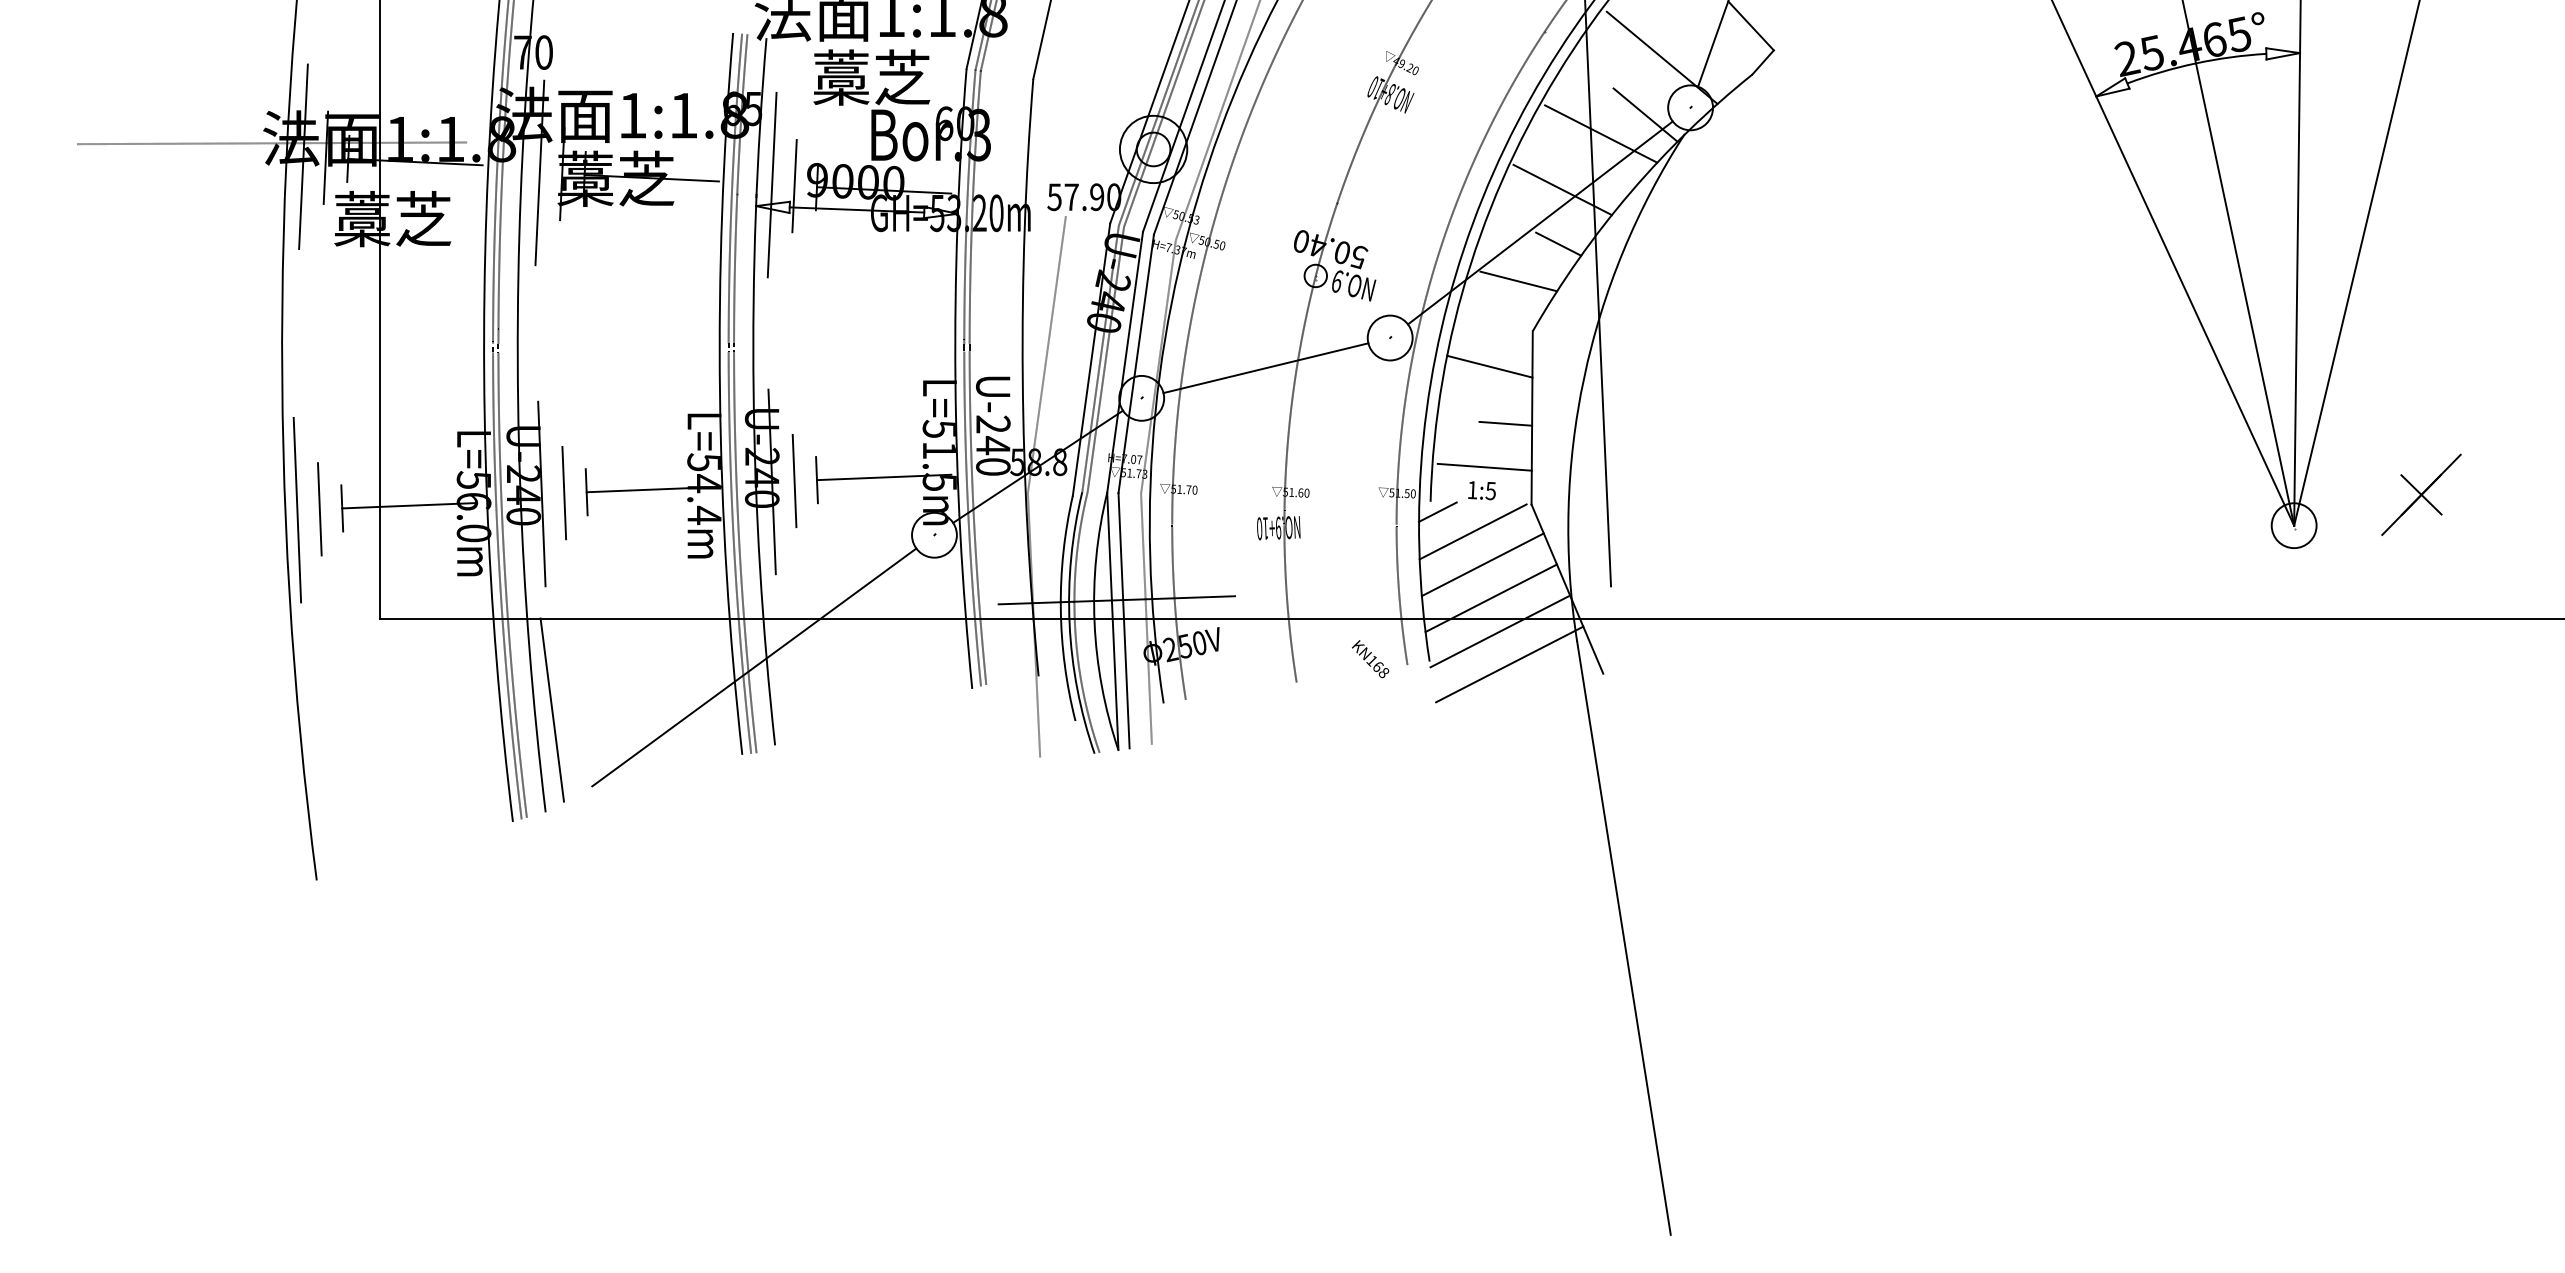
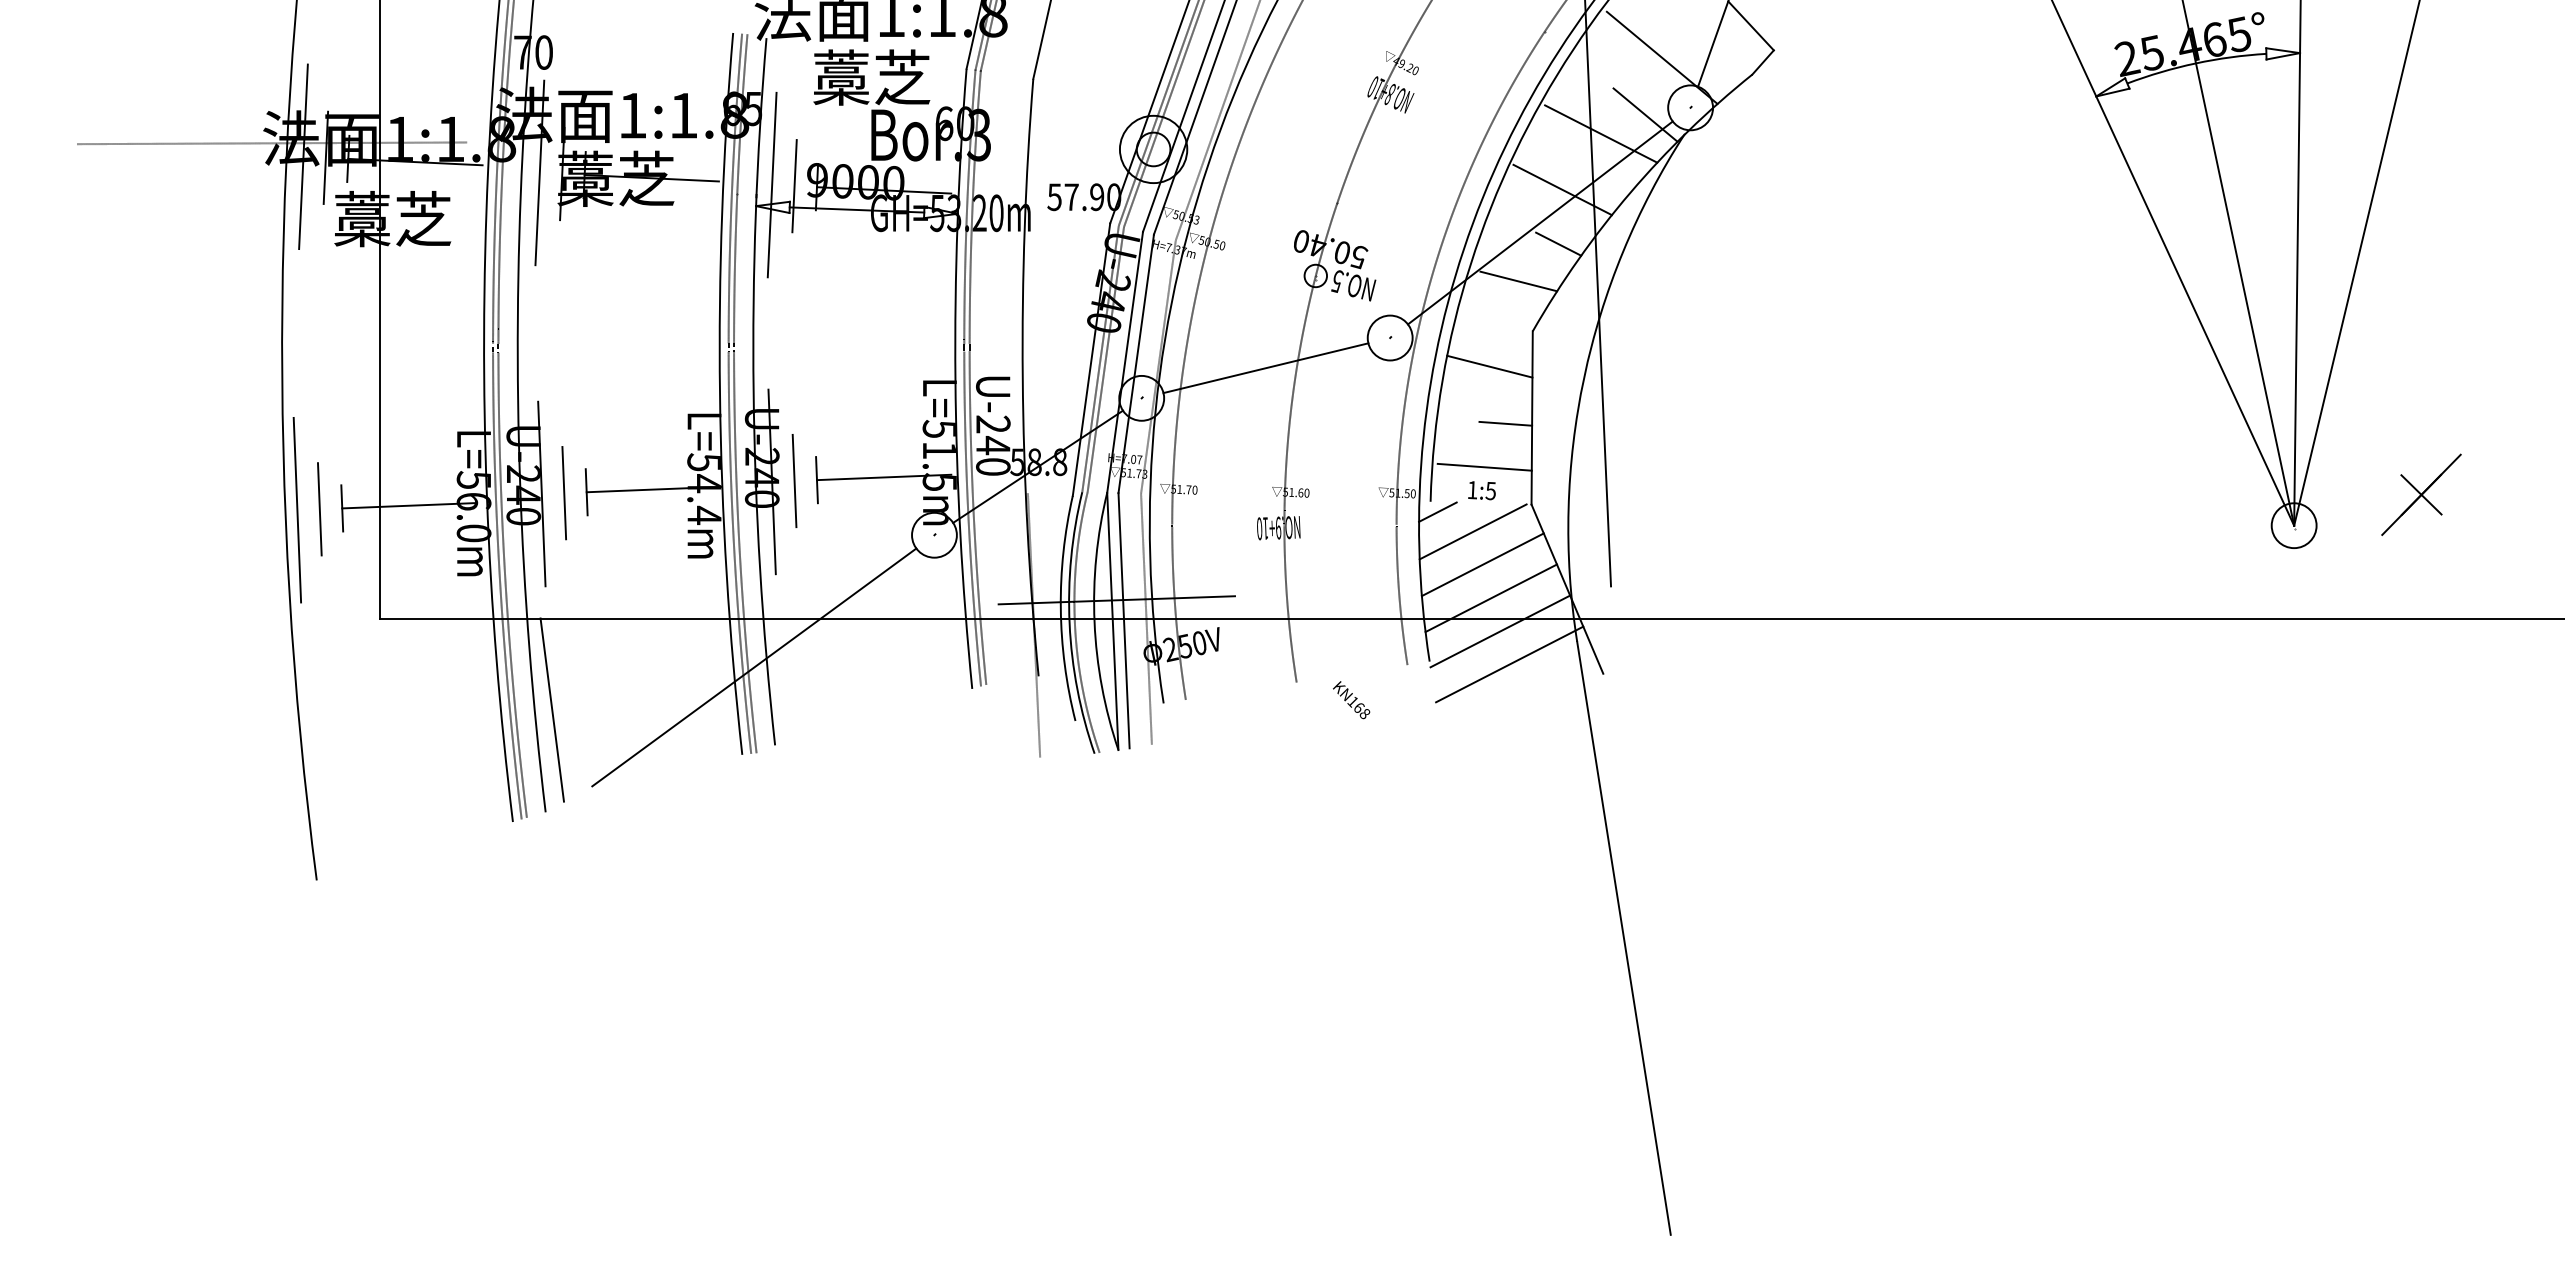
text: NO.9 -> NO.5 (1337, 281)
line: present -> none (1046, 354)
text position: (1370, 659) -> (1351, 700) (1351, 700)
